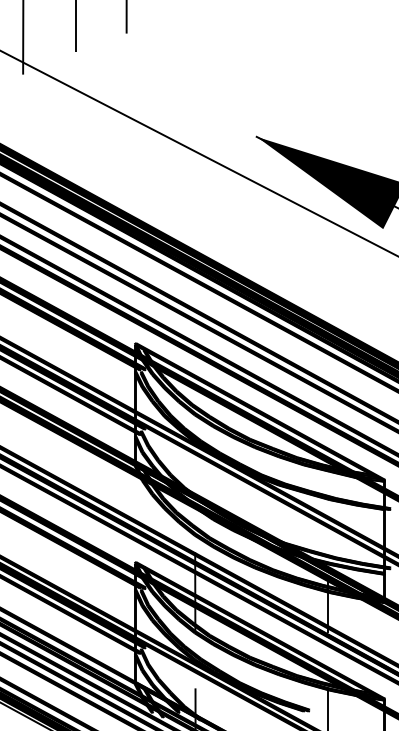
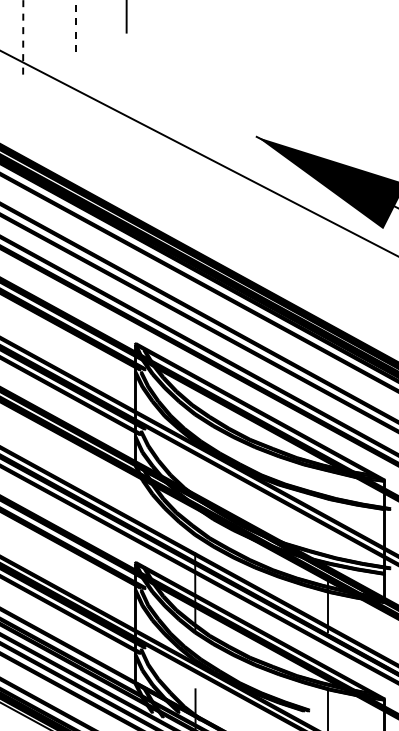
line: solid -> dashed (75, 26)
line: solid -> dashed (23, 37)
